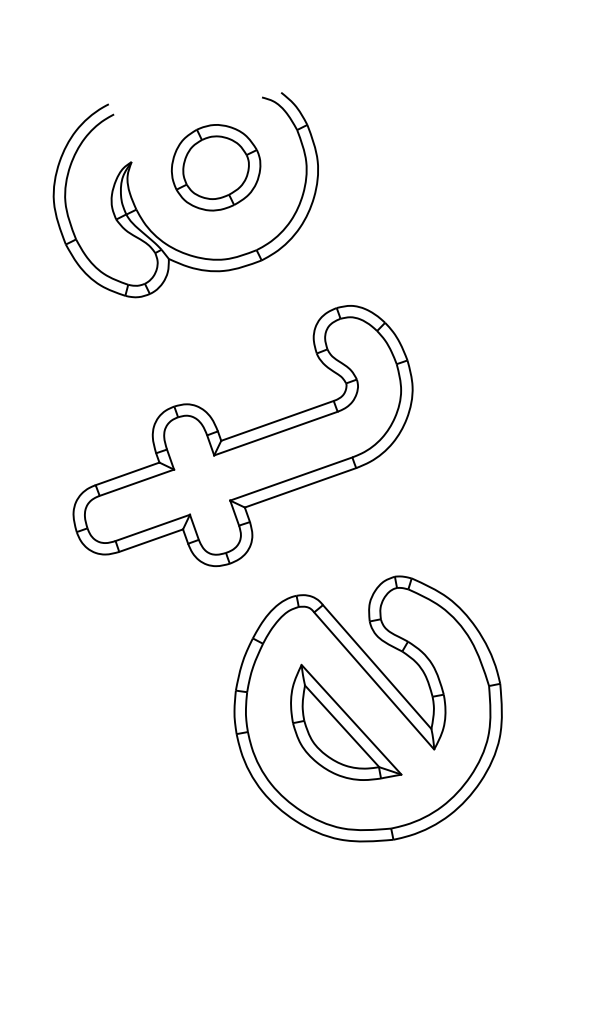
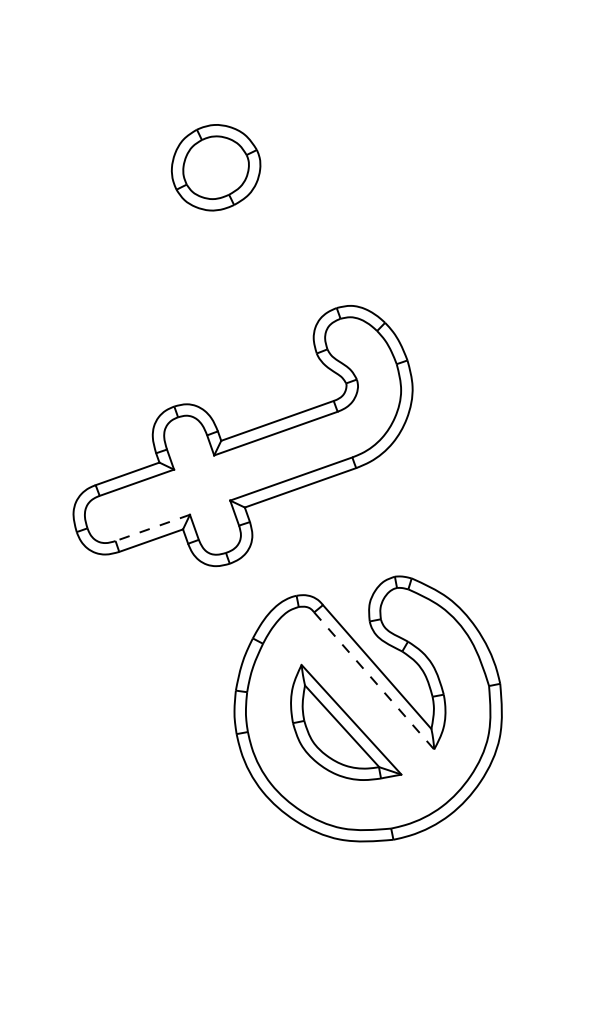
part: present -> none (149, 227)
line: solid -> dashed (152, 528)
line: solid -> dashed (374, 681)
